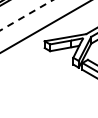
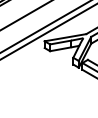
line: dashed -> solid (26, 15)
line: none -> present (48, 31)
